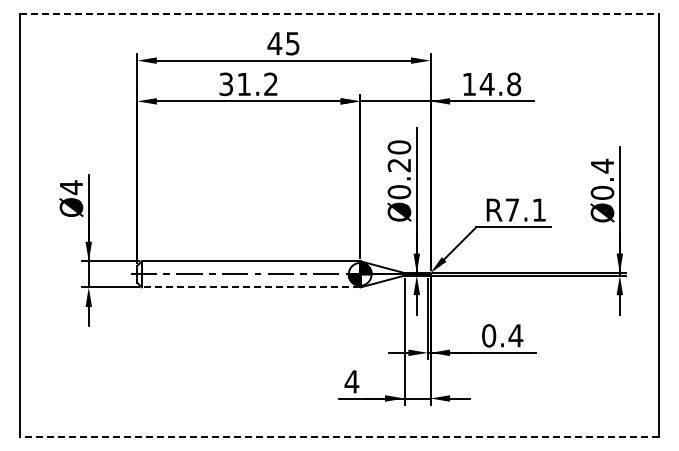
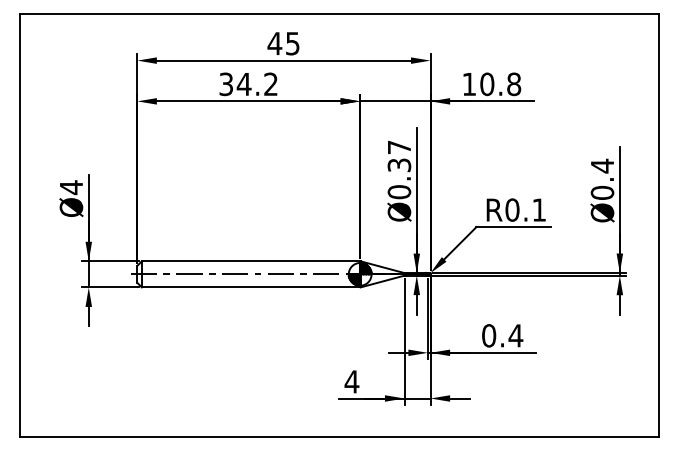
line: dashed -> solid (339, 13)
text: 31.2 -> 34.2 (243, 84)
text: 14.8 -> 10.8 (486, 84)
text: Ø0.20 -> Ø0.37 (399, 156)
text: R7.1 -> R0.1 (512, 209)
line: dashed -> solid (250, 287)
line: dashed -> solid (339, 437)
